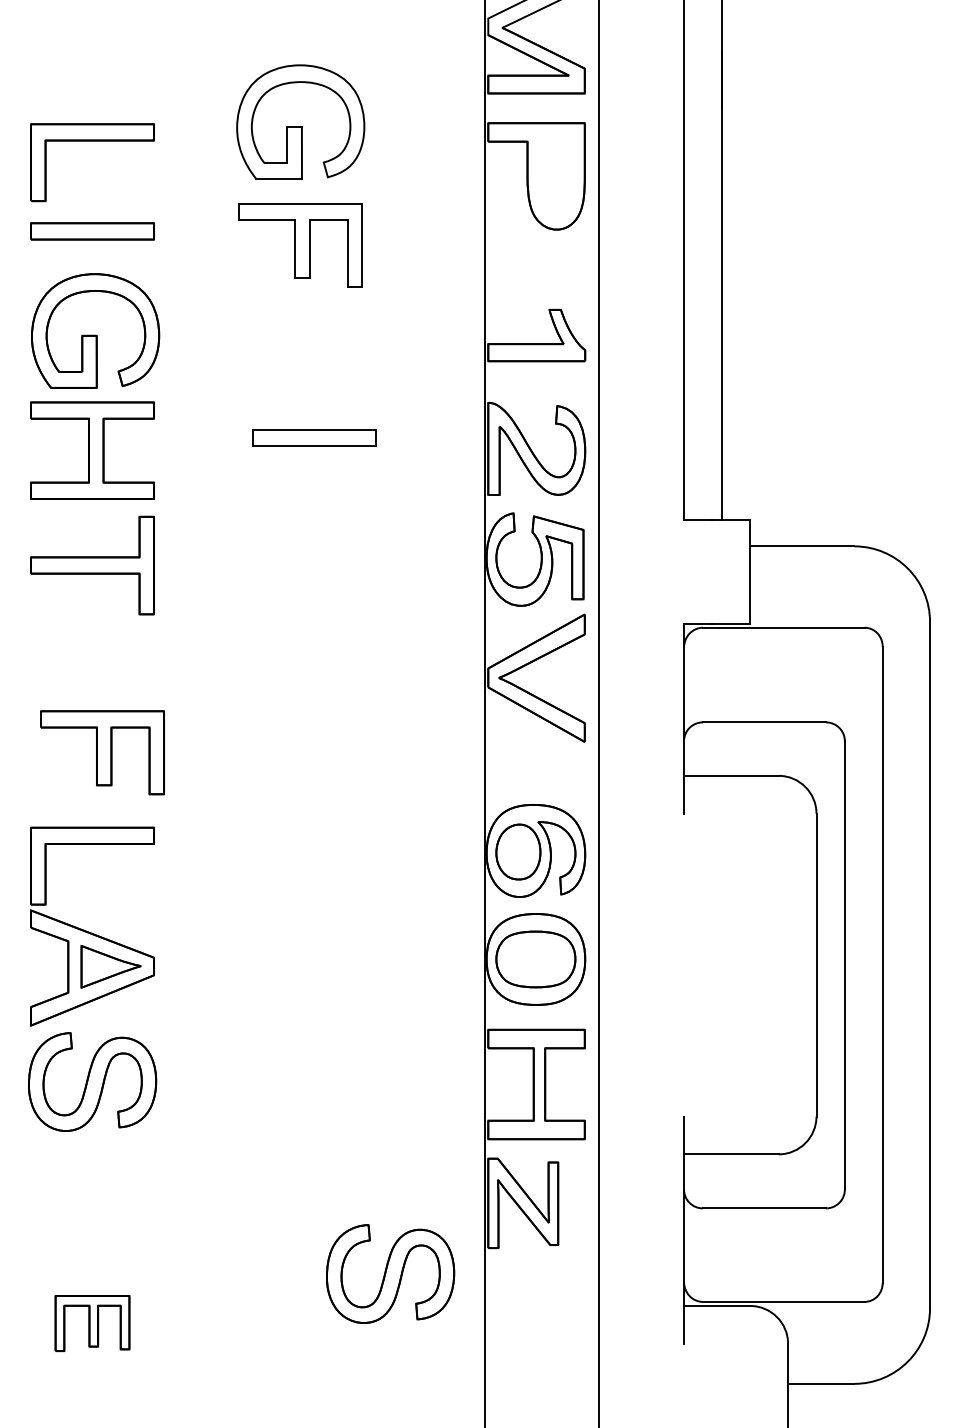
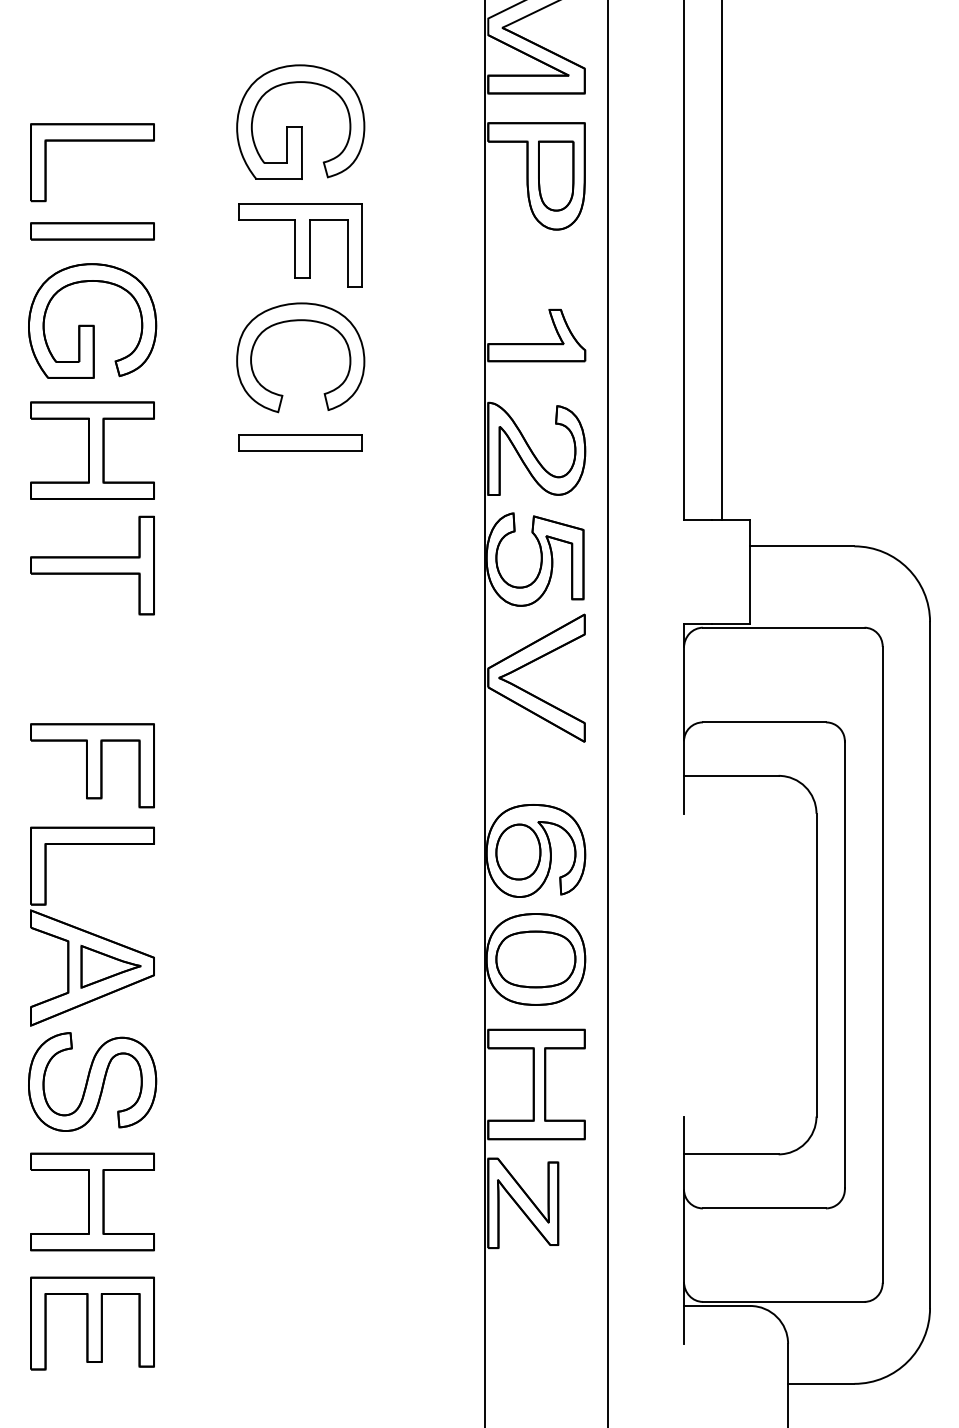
part: none -> present (556, 175)
part: none -> present (300, 321)
part position: (95, 330) -> (92, 320) (92, 320)
part position: (314, 437) -> (300, 442) (300, 442)
line position: (599, 713) -> (608, 713) (608, 713)
part position: (102, 752) -> (92, 765) (92, 765)
part: none -> present (92, 1201)
part: present -> none (390, 1273)
part size: 77x58 px -> 125x95 px (92, 1323)
